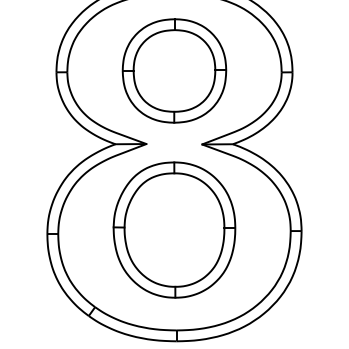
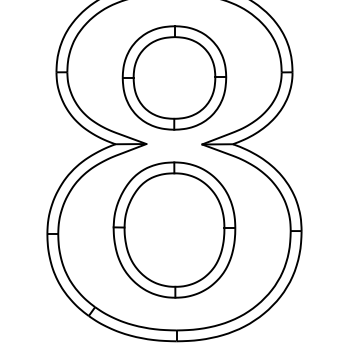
part position: (174, 70) -> (174, 77) (174, 77)
